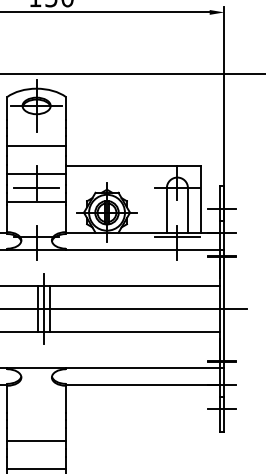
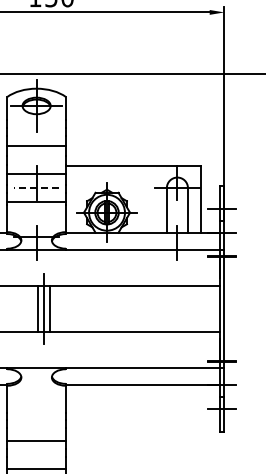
line: solid -> dashed (36, 188)
line: present -> none (177, 237)
line: present -> none (124, 308)
